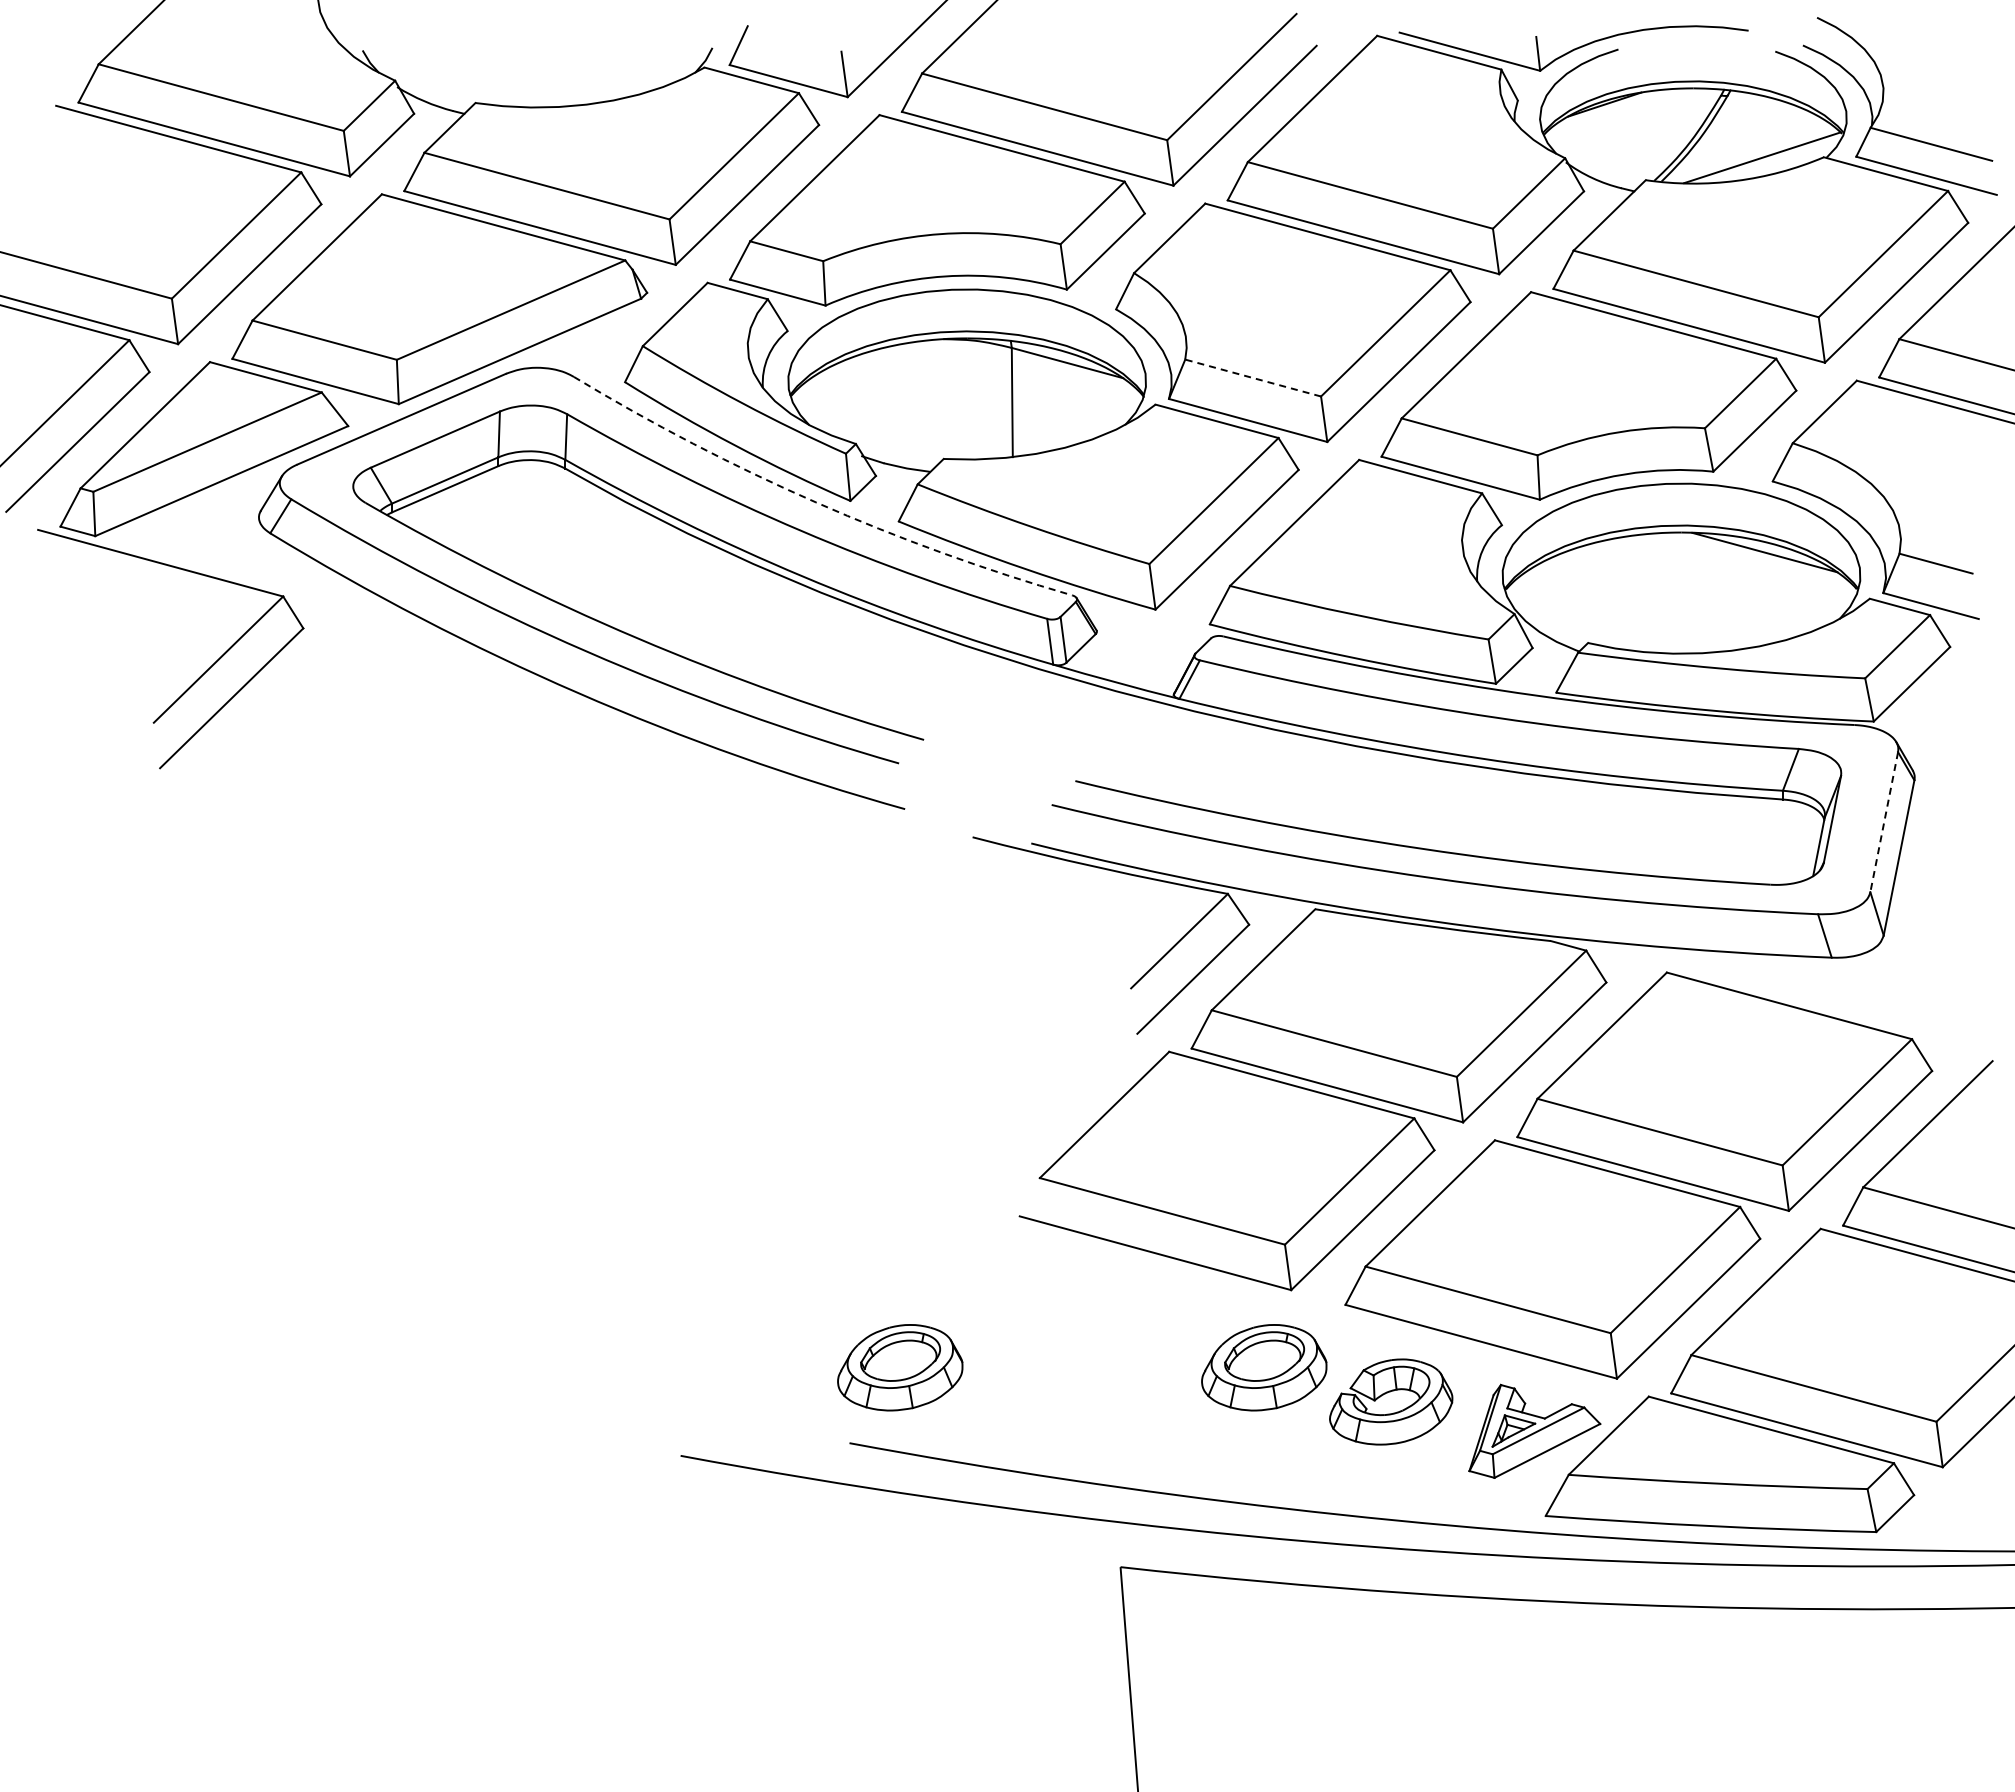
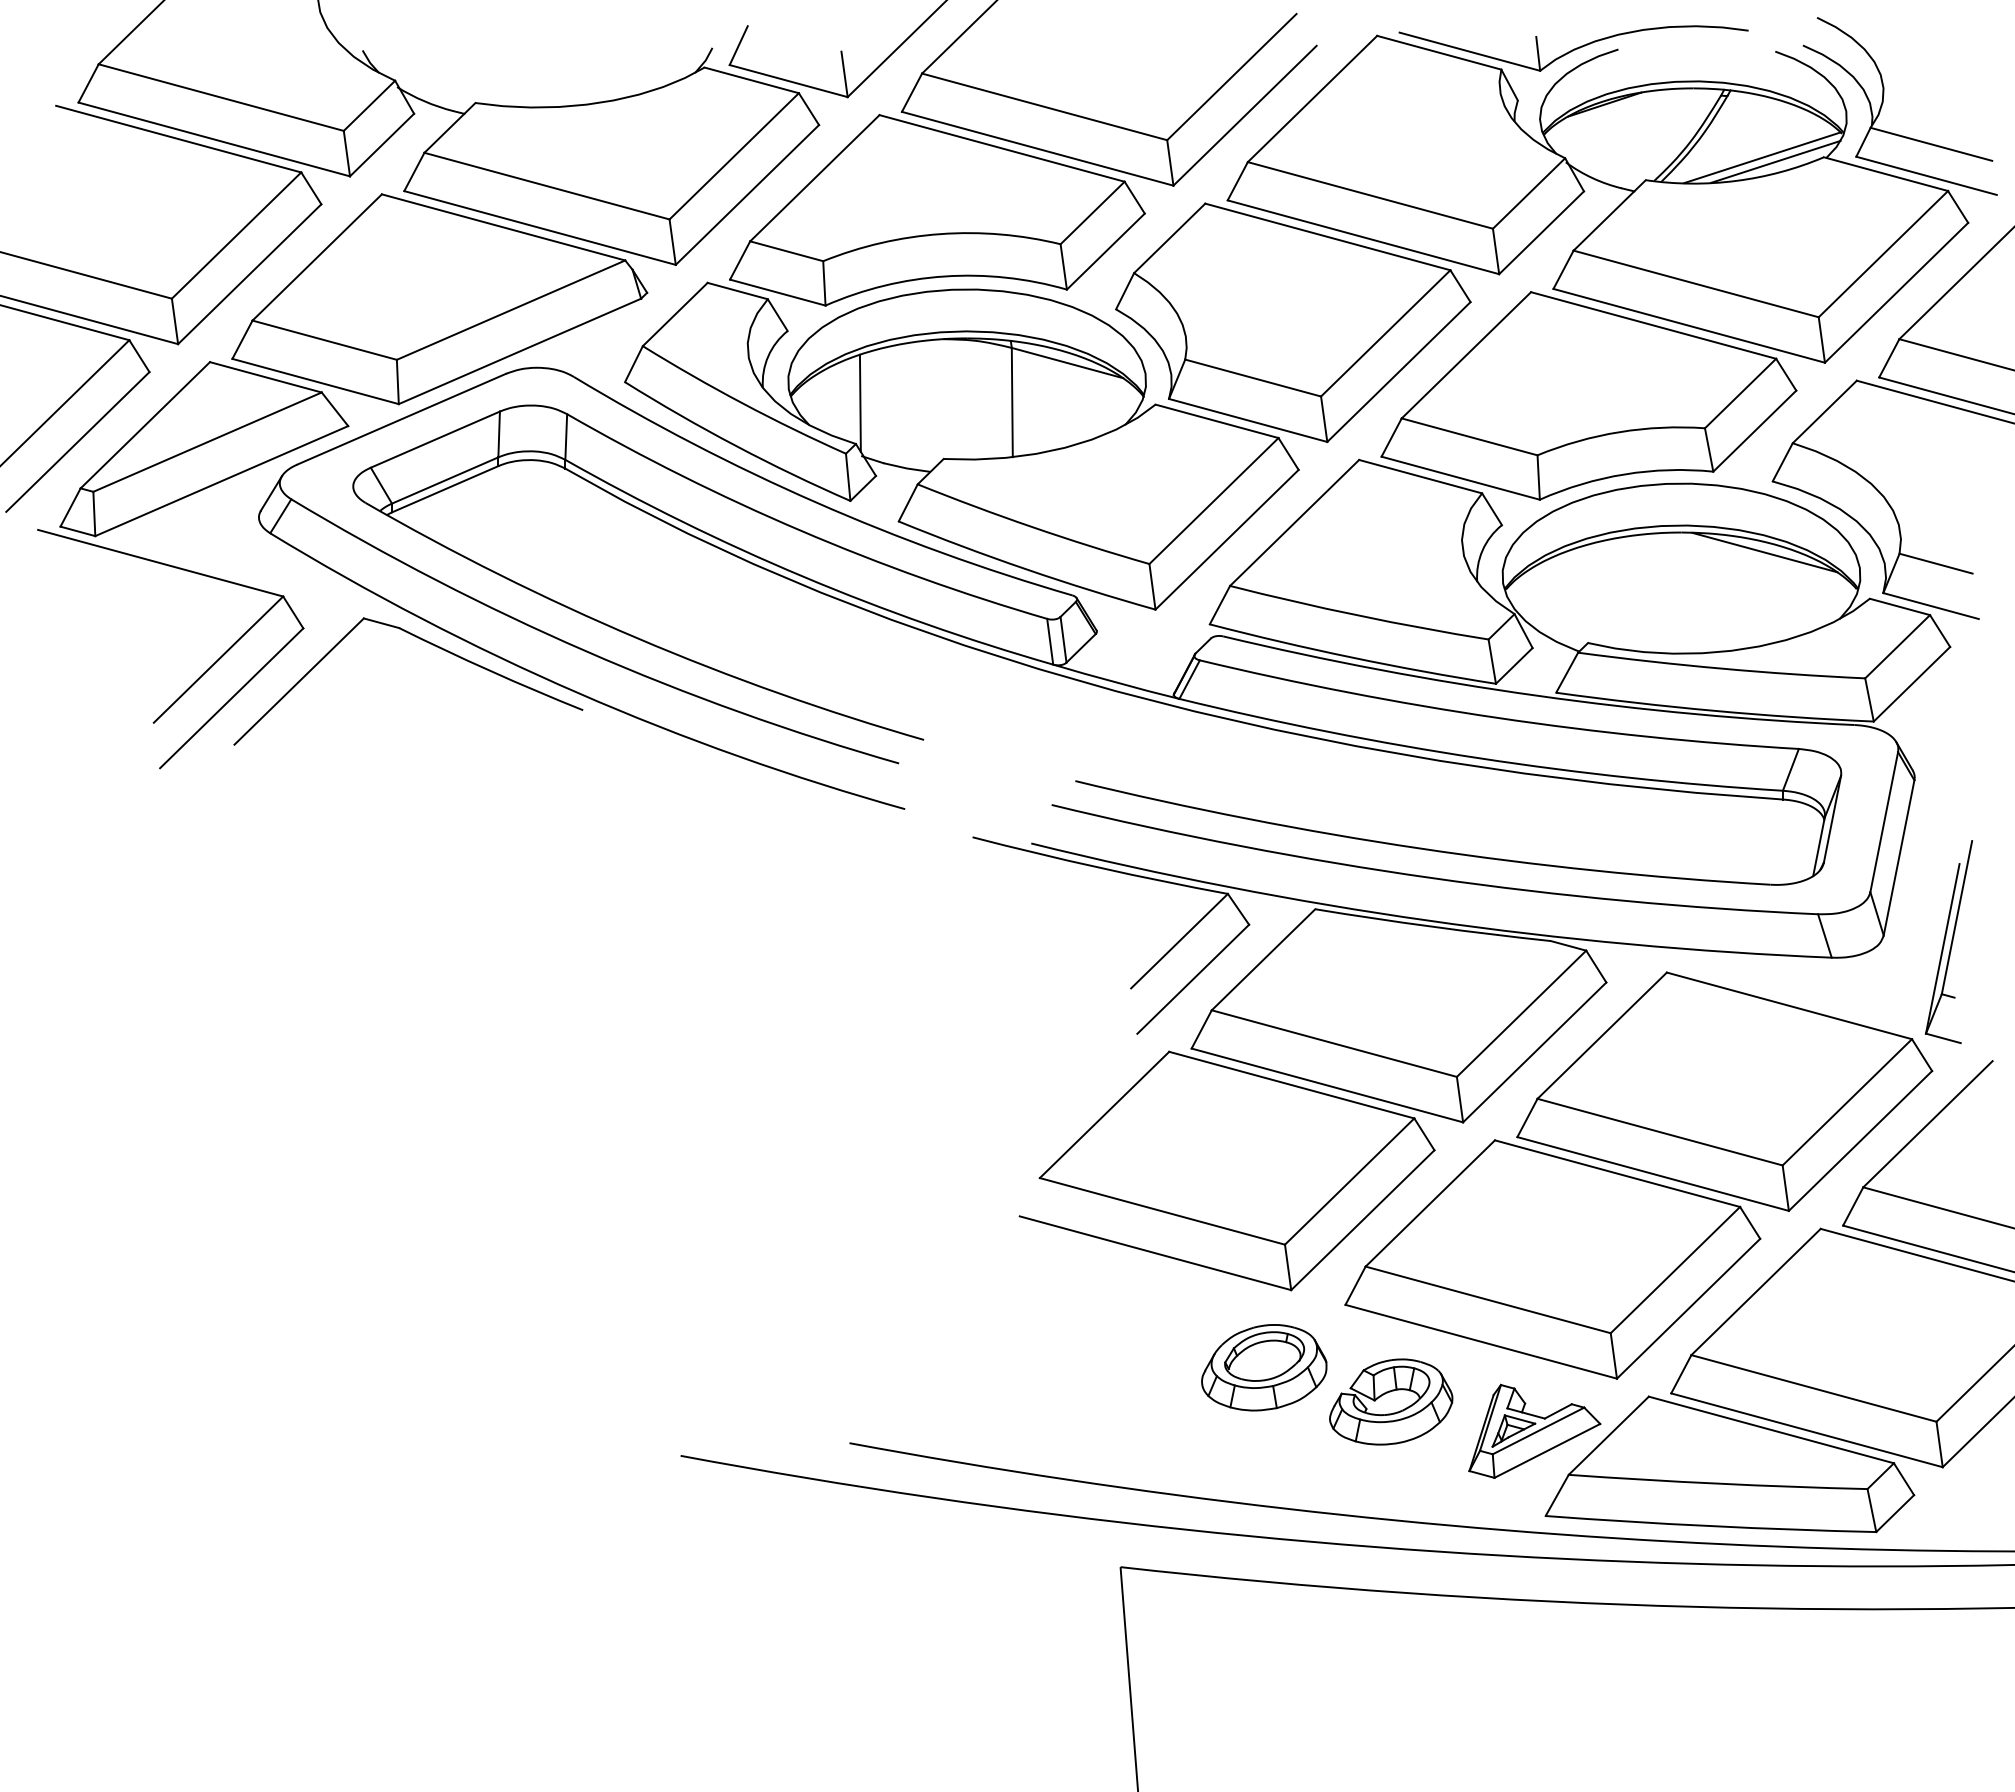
line: none -> present (1775, 161)
line: dashed -> solid (1252, 377)
line: none -> present (859, 402)
arc: dashed -> solid (816, 502)
part: none -> present (428, 643)
line: dashed -> solid (1884, 822)
part: none -> present (1948, 941)
part: present -> none (900, 1367)
